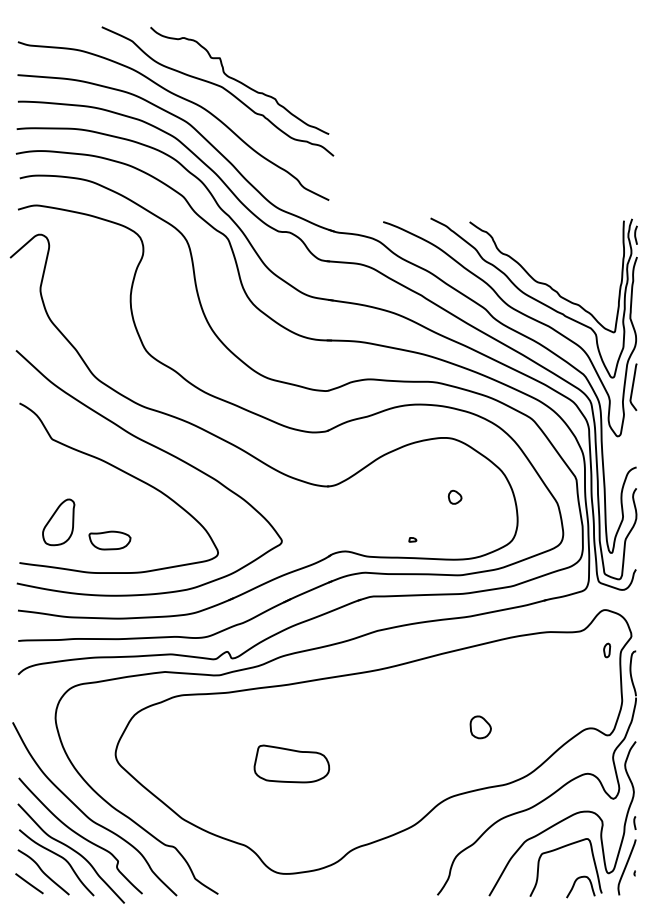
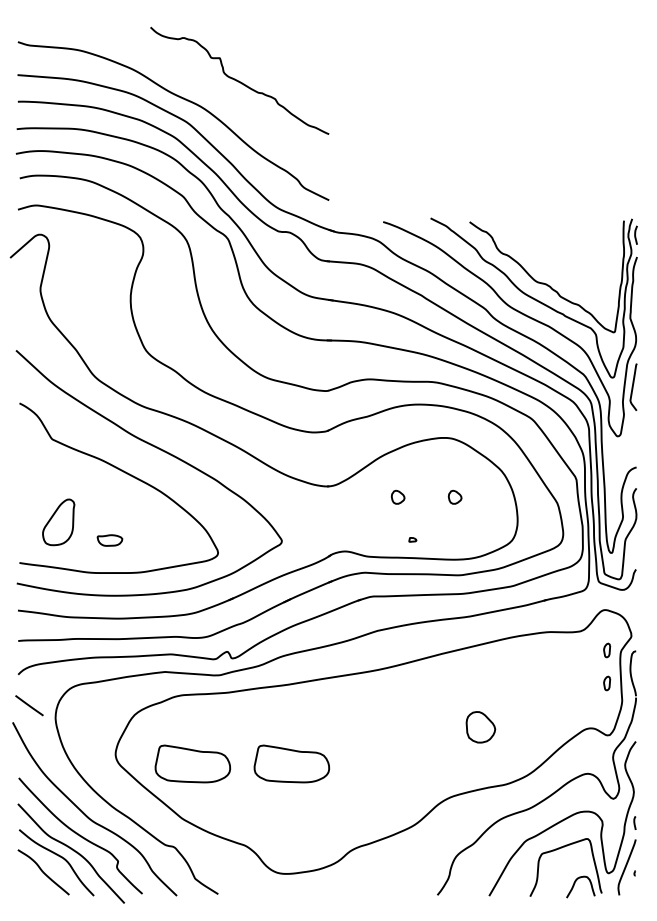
curve: present -> none (219, 87)
part: none -> present (397, 496)
part size: 44x21 px -> 28x13 px (109, 540)
part: none -> present (607, 683)
part size: 23x25 px -> 32x33 px (480, 727)
part: none -> present (192, 763)
line position: (29, 883) -> (29, 705) (29, 705)
